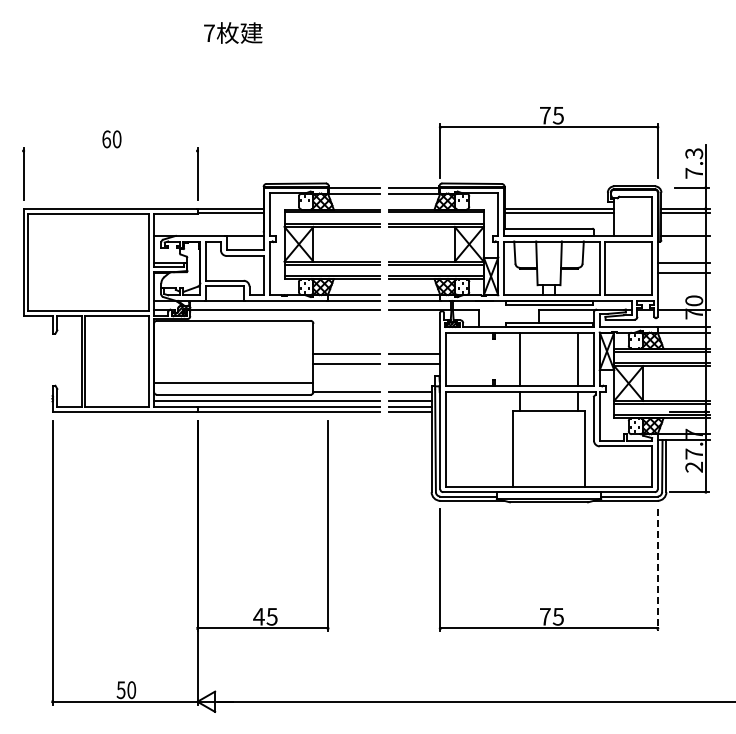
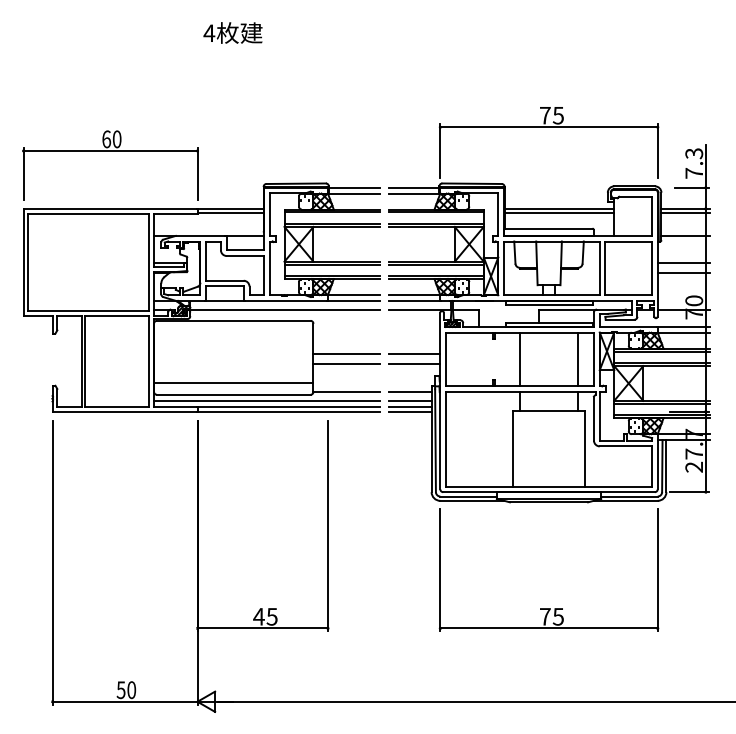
text: 7 -> 4 (209, 32)
line: none -> present (110, 150)
line: dashed -> solid (657, 570)
